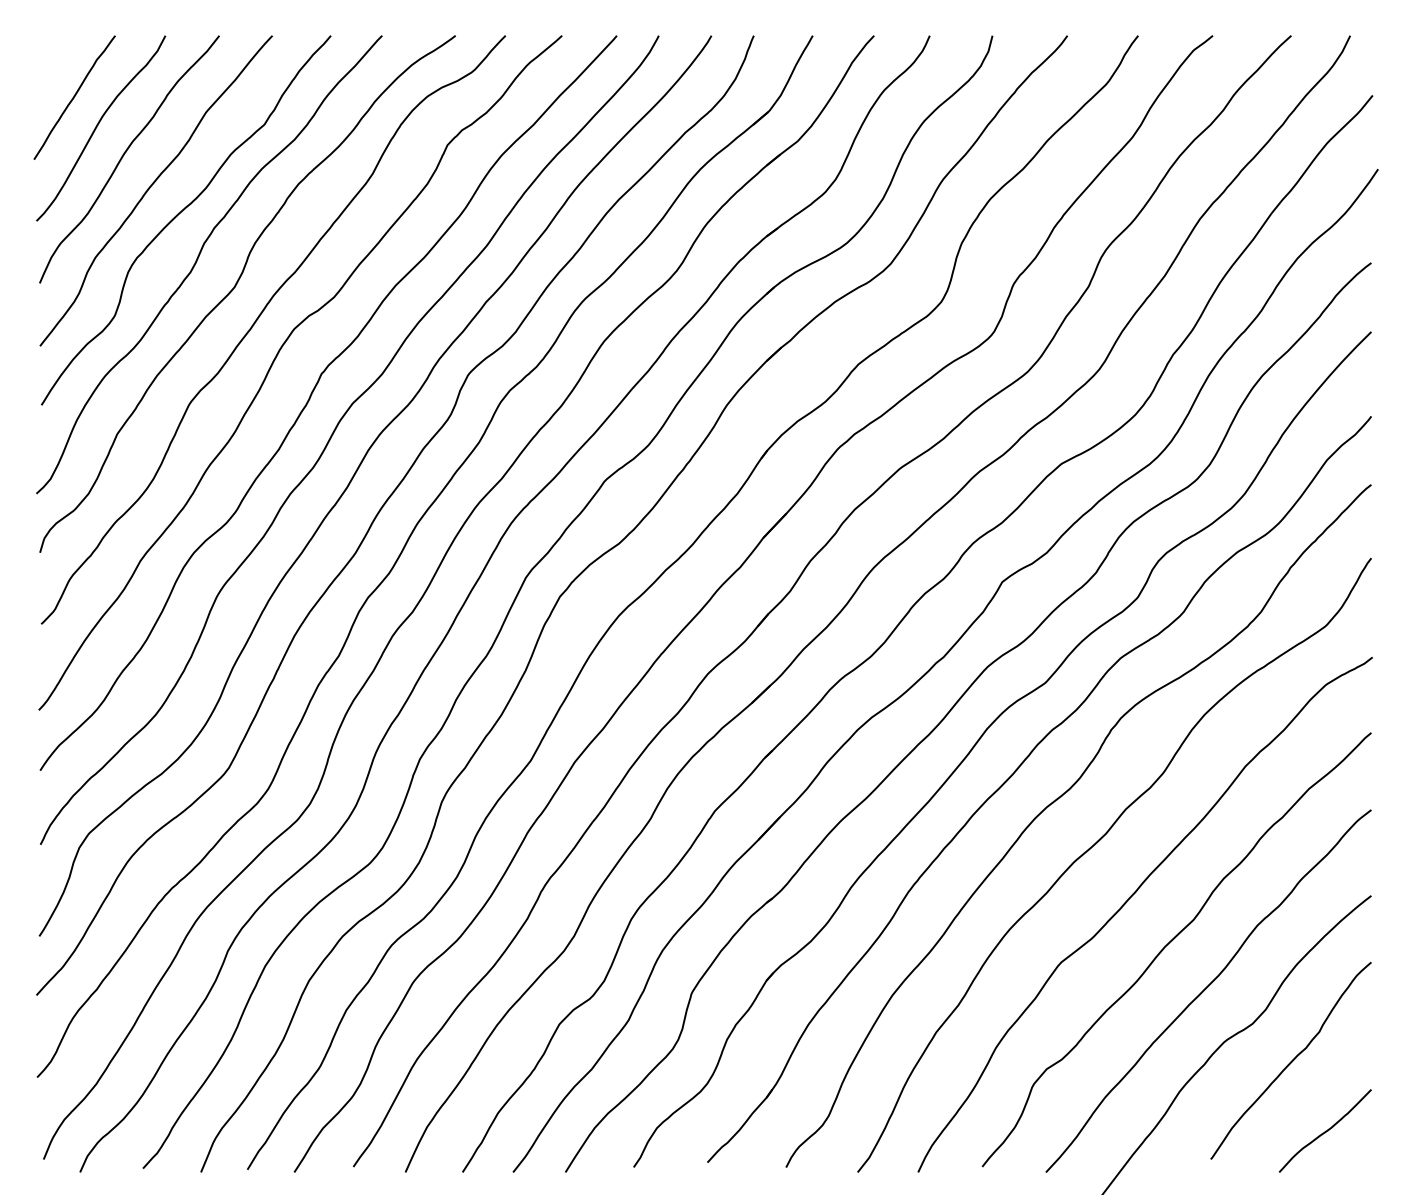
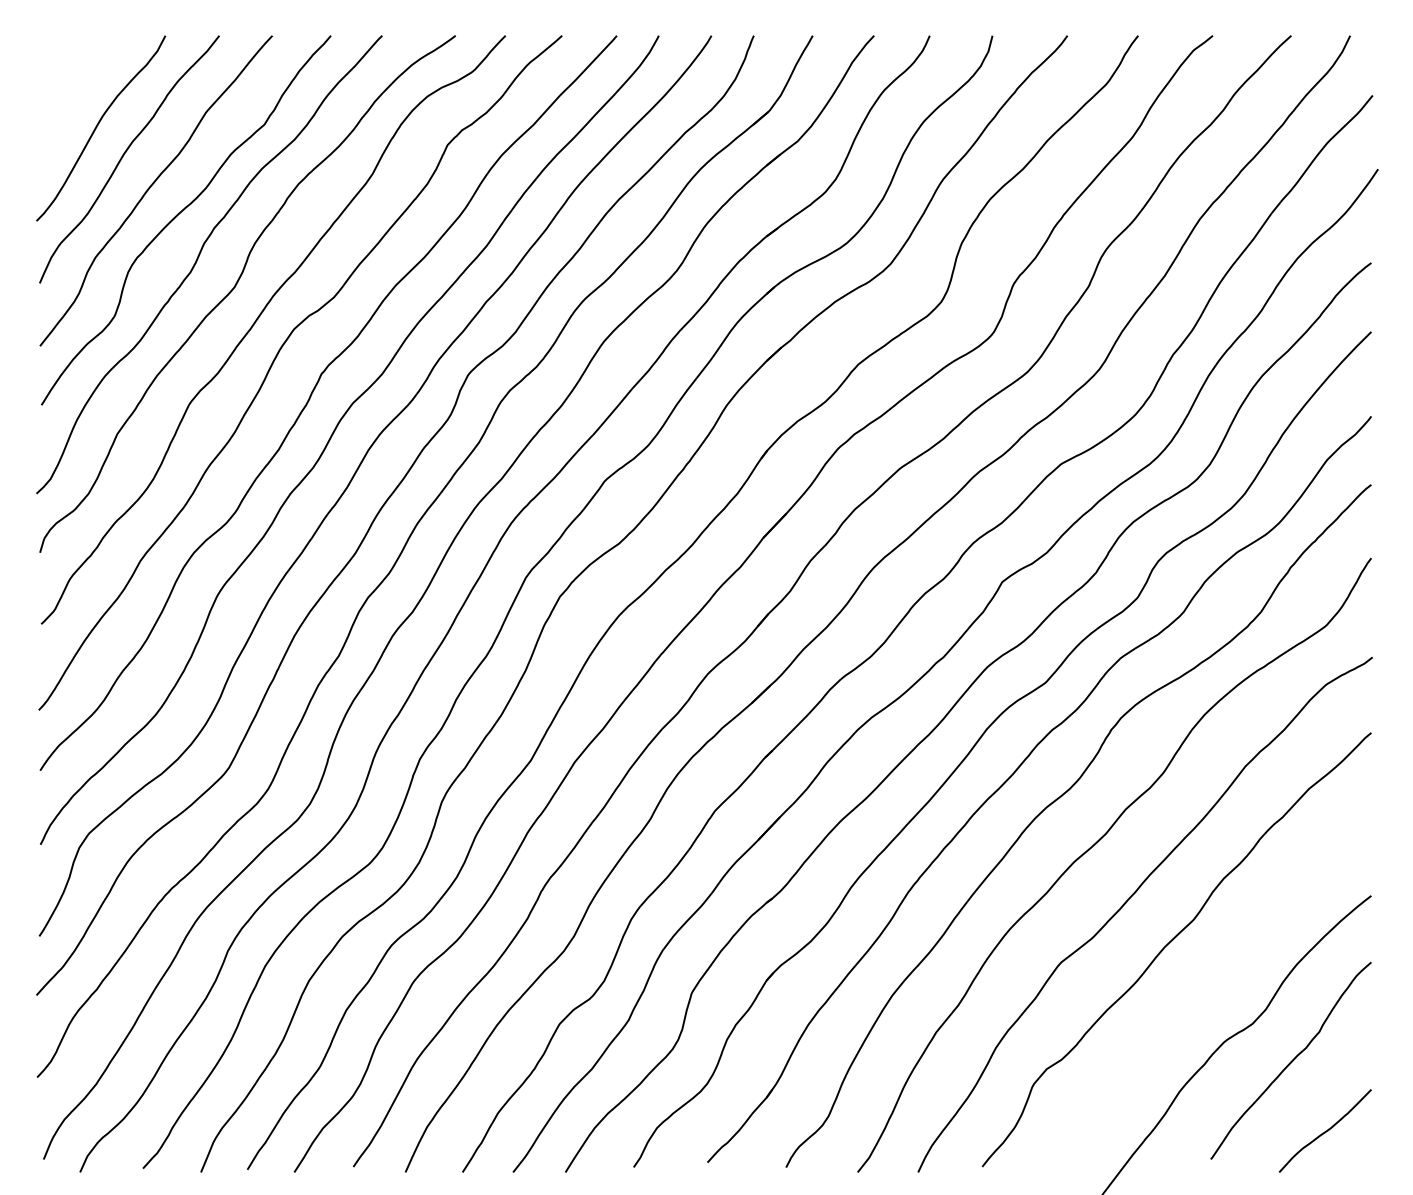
curve: present -> none (74, 97)
curve: present -> none (1207, 988)
